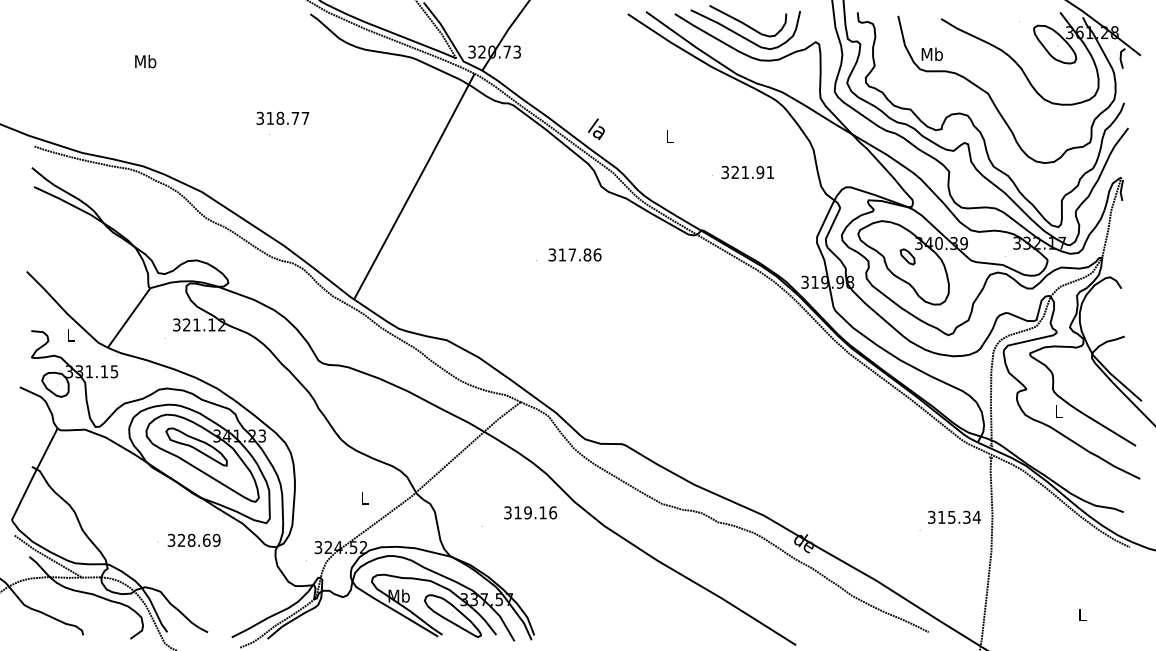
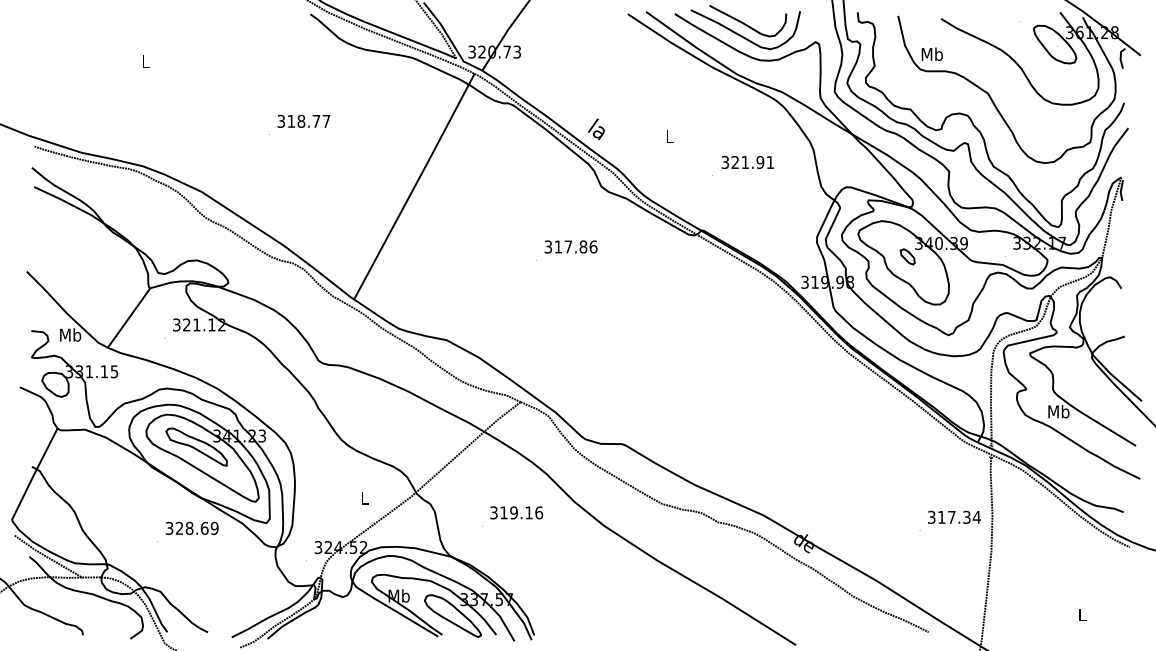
text: Mb -> L (145, 61)
text position: (282, 117) -> (303, 120) (303, 120)
text position: (747, 172) -> (747, 162) (747, 162)
text position: (574, 254) -> (570, 246) (570, 246)
text: L -> Mb (70, 334)
text: L -> Mb (1058, 411)
text position: (530, 512) -> (516, 512) (516, 512)
text: 315.34 -> 317.34 (951, 517)
text position: (193, 539) -> (191, 527) (191, 527)
